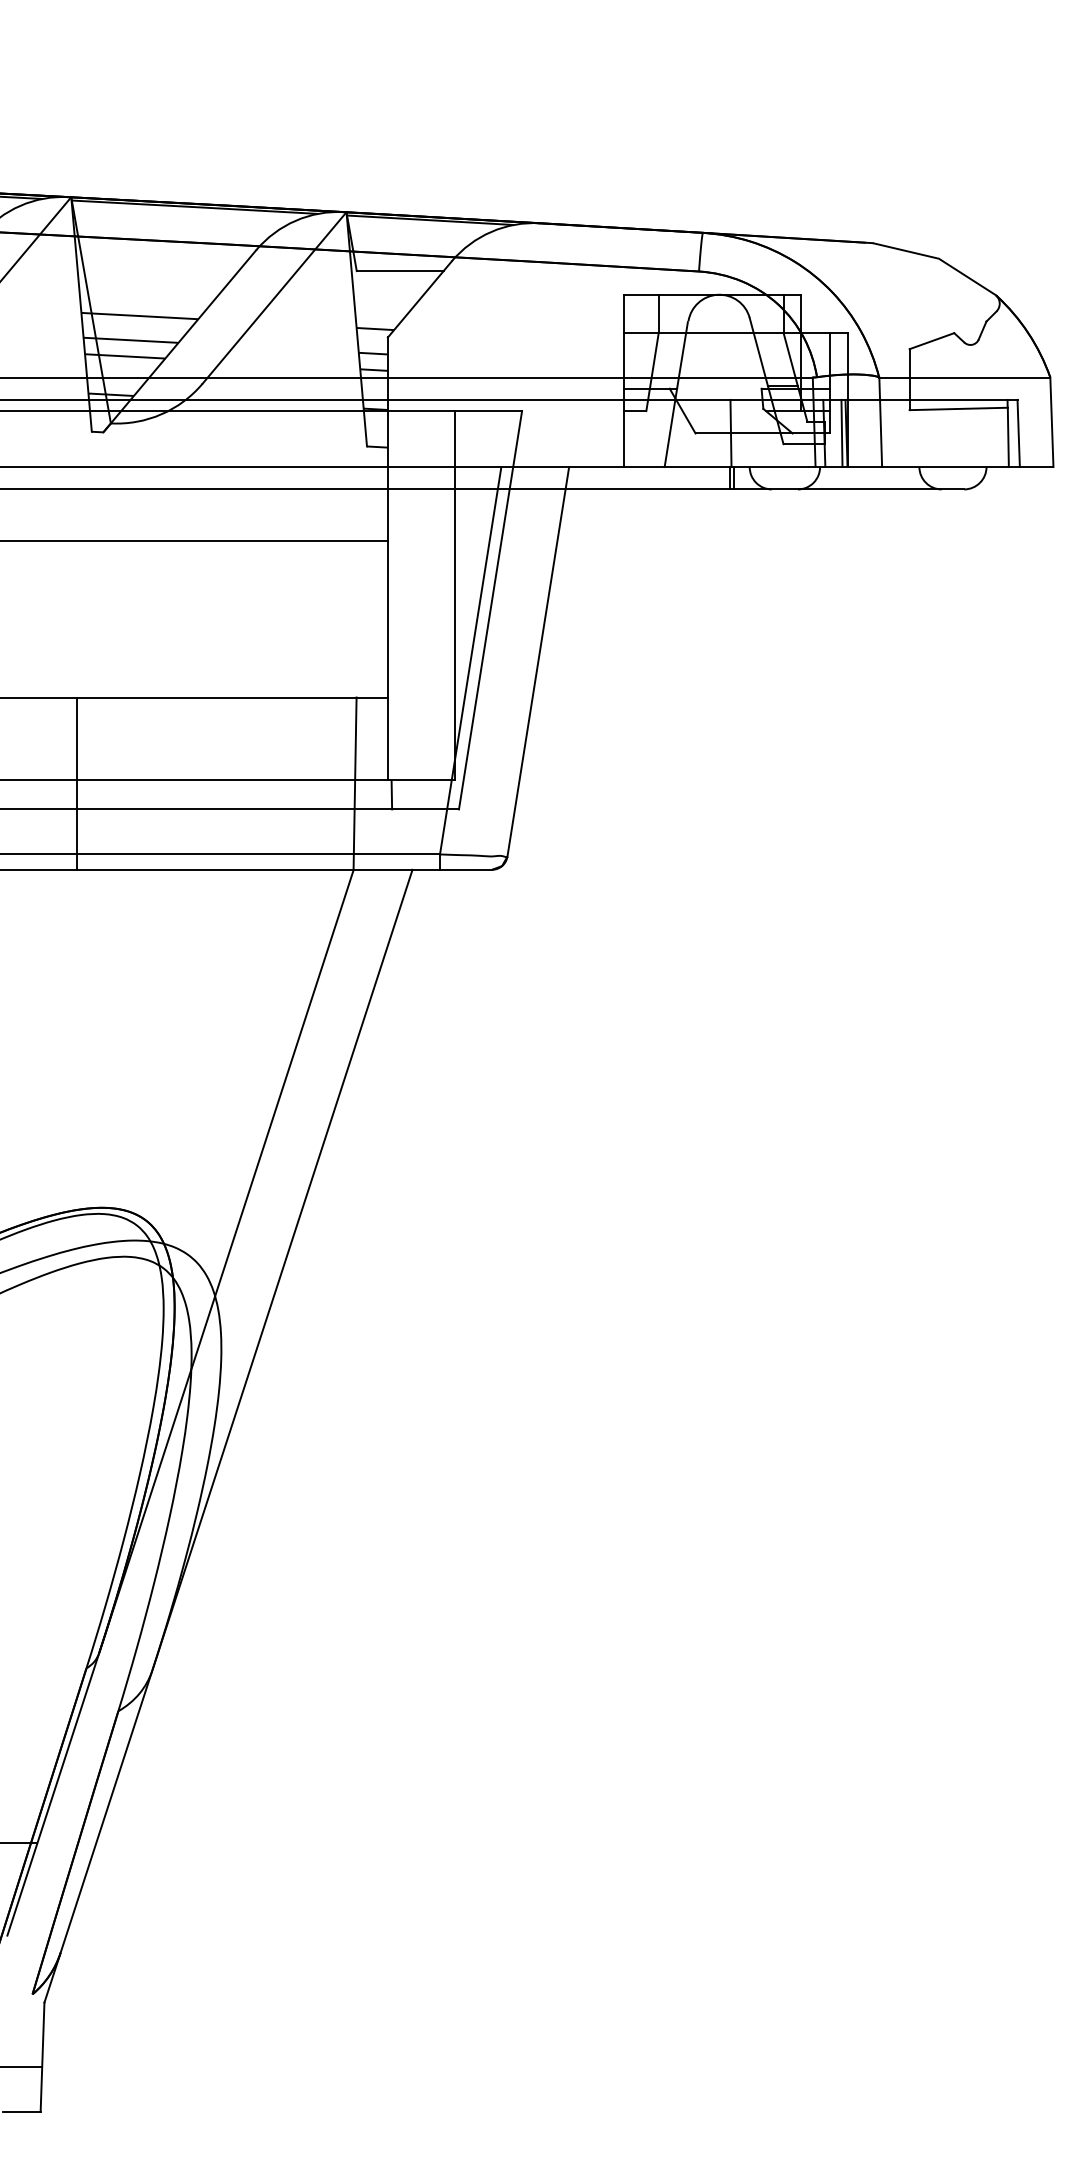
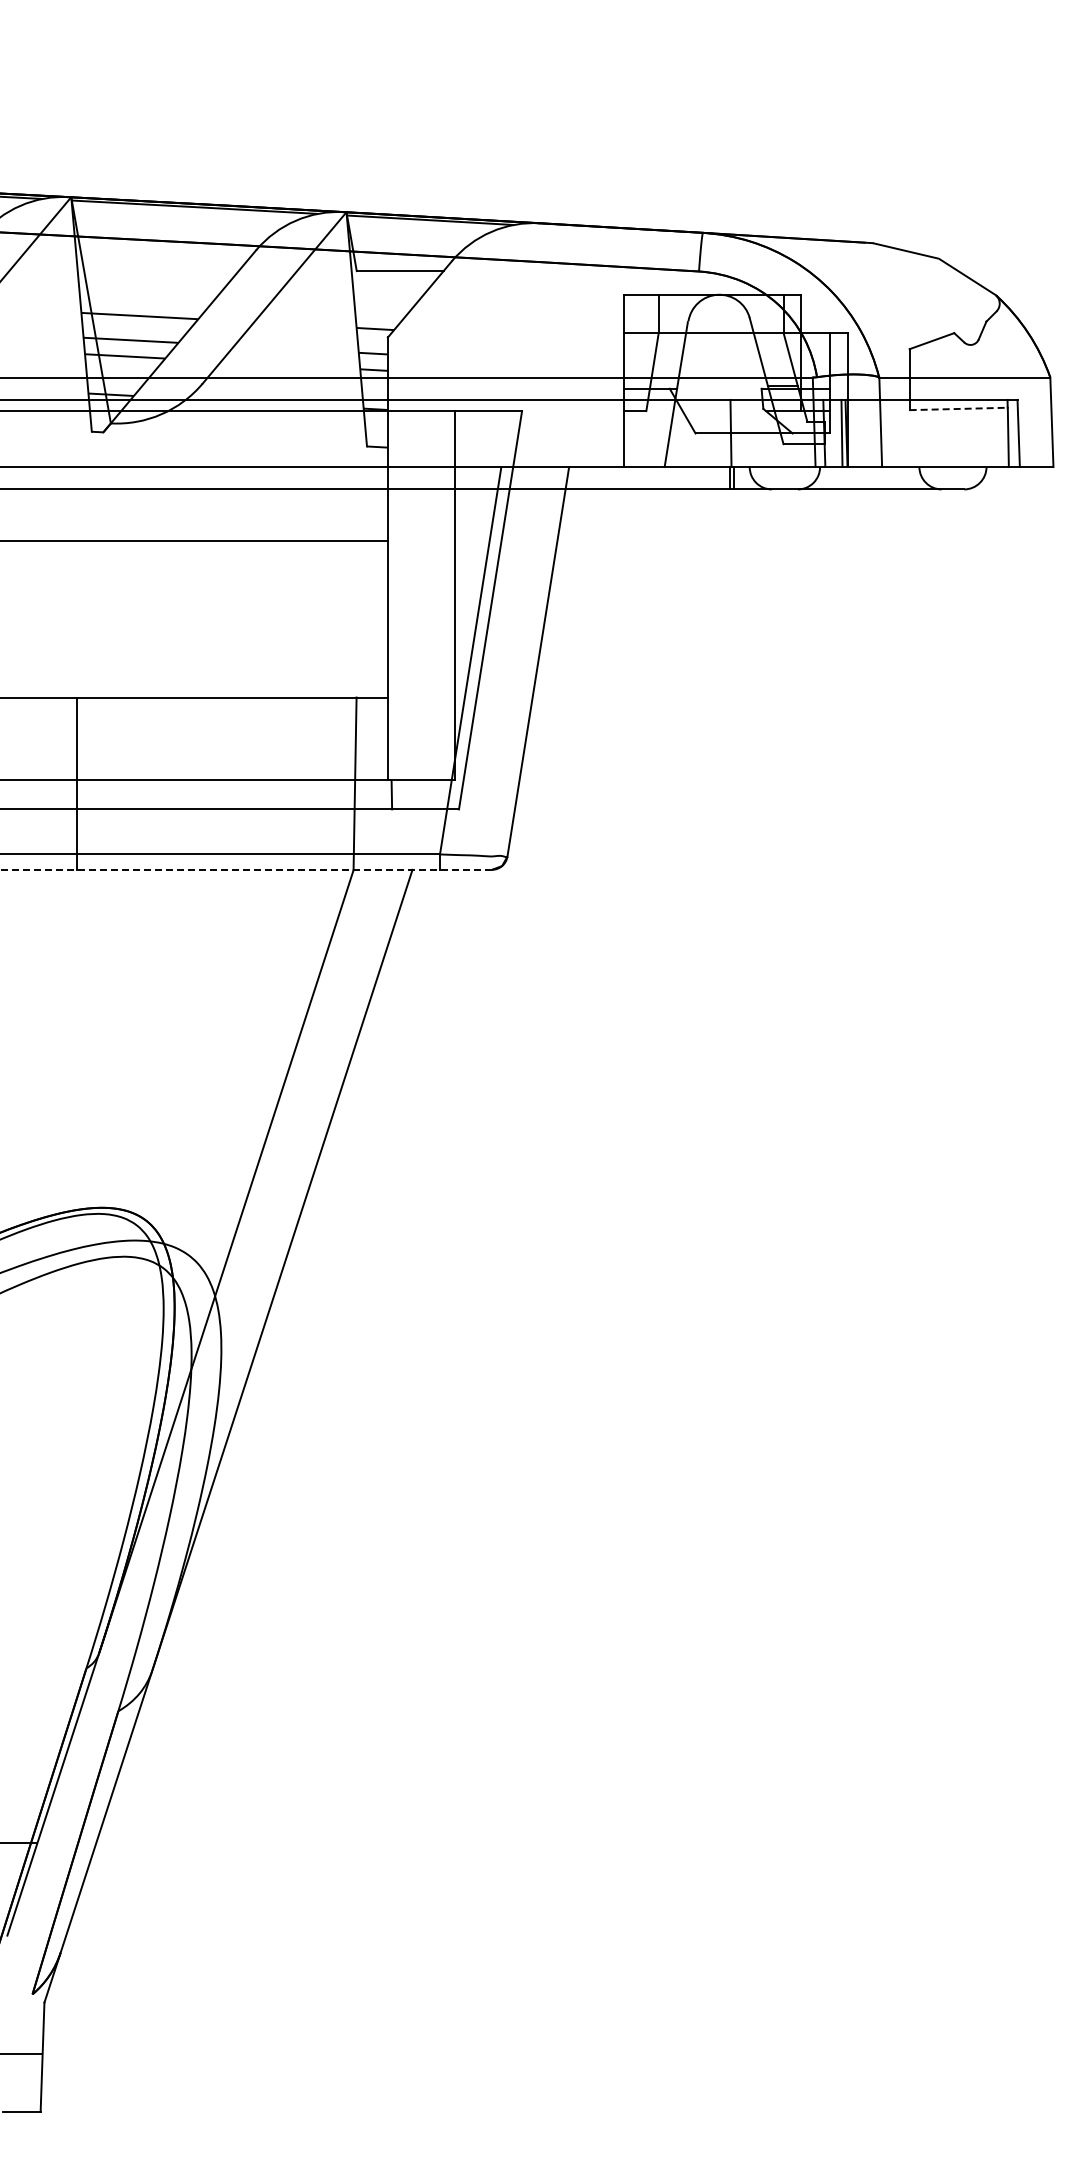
line: solid -> dashed (959, 408)
line: solid -> dashed (246, 869)
line position: (22, 2066) -> (22, 2053) (22, 2053)
